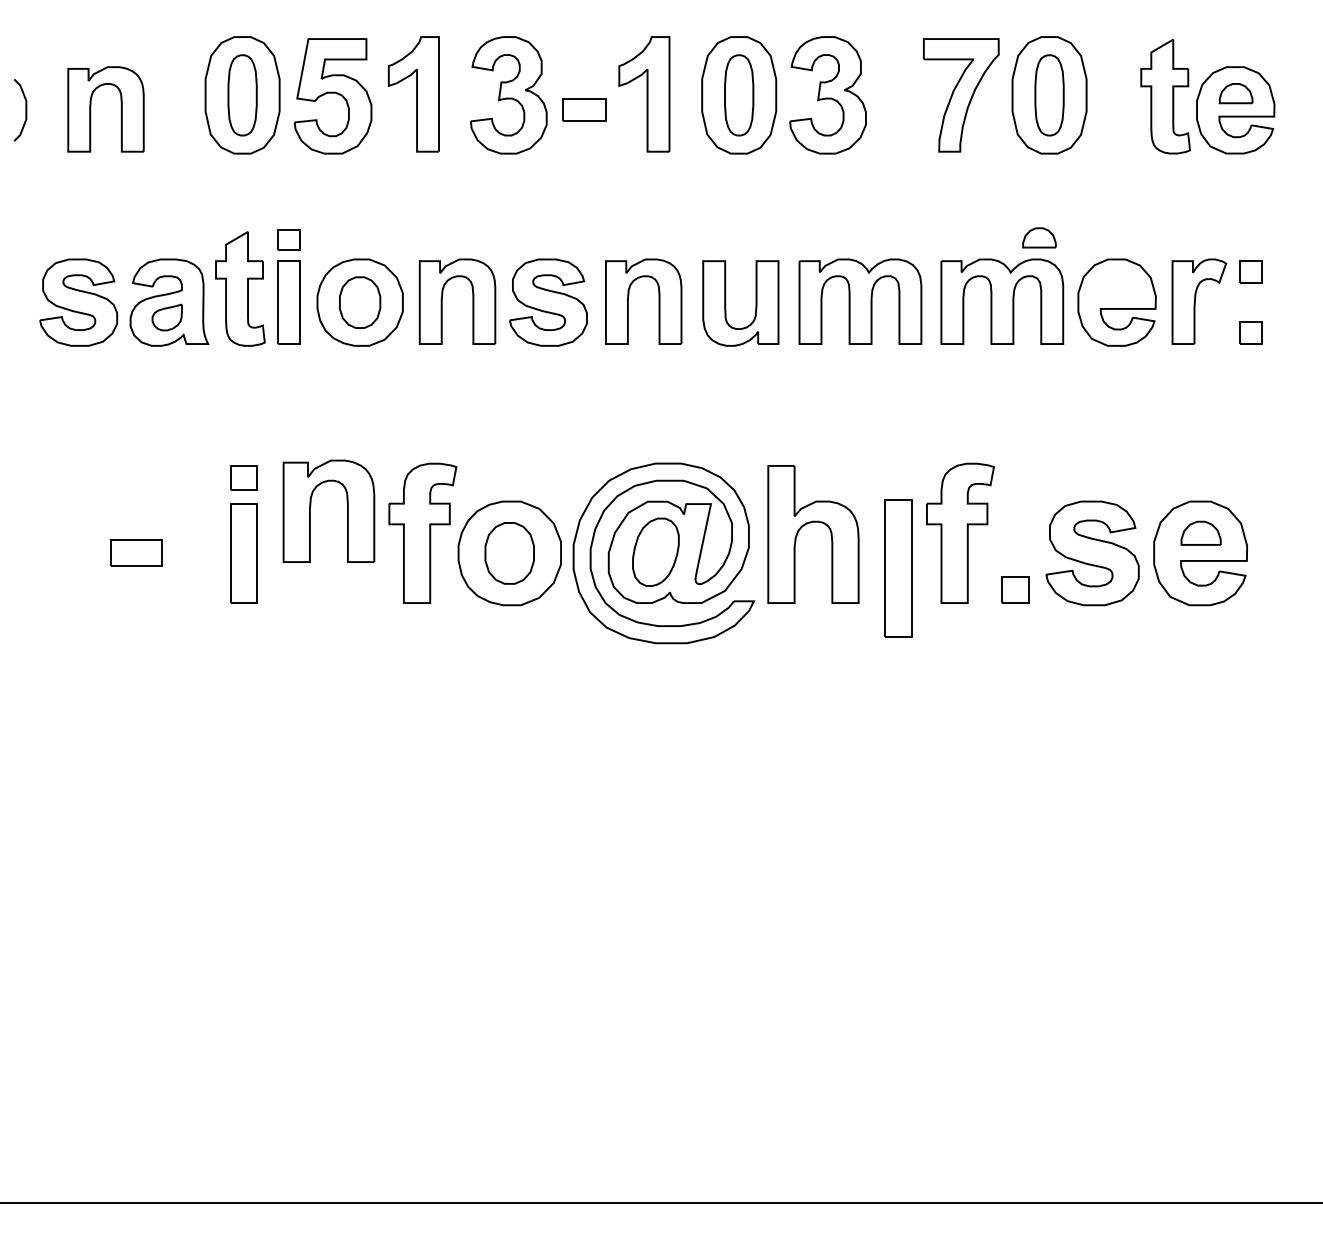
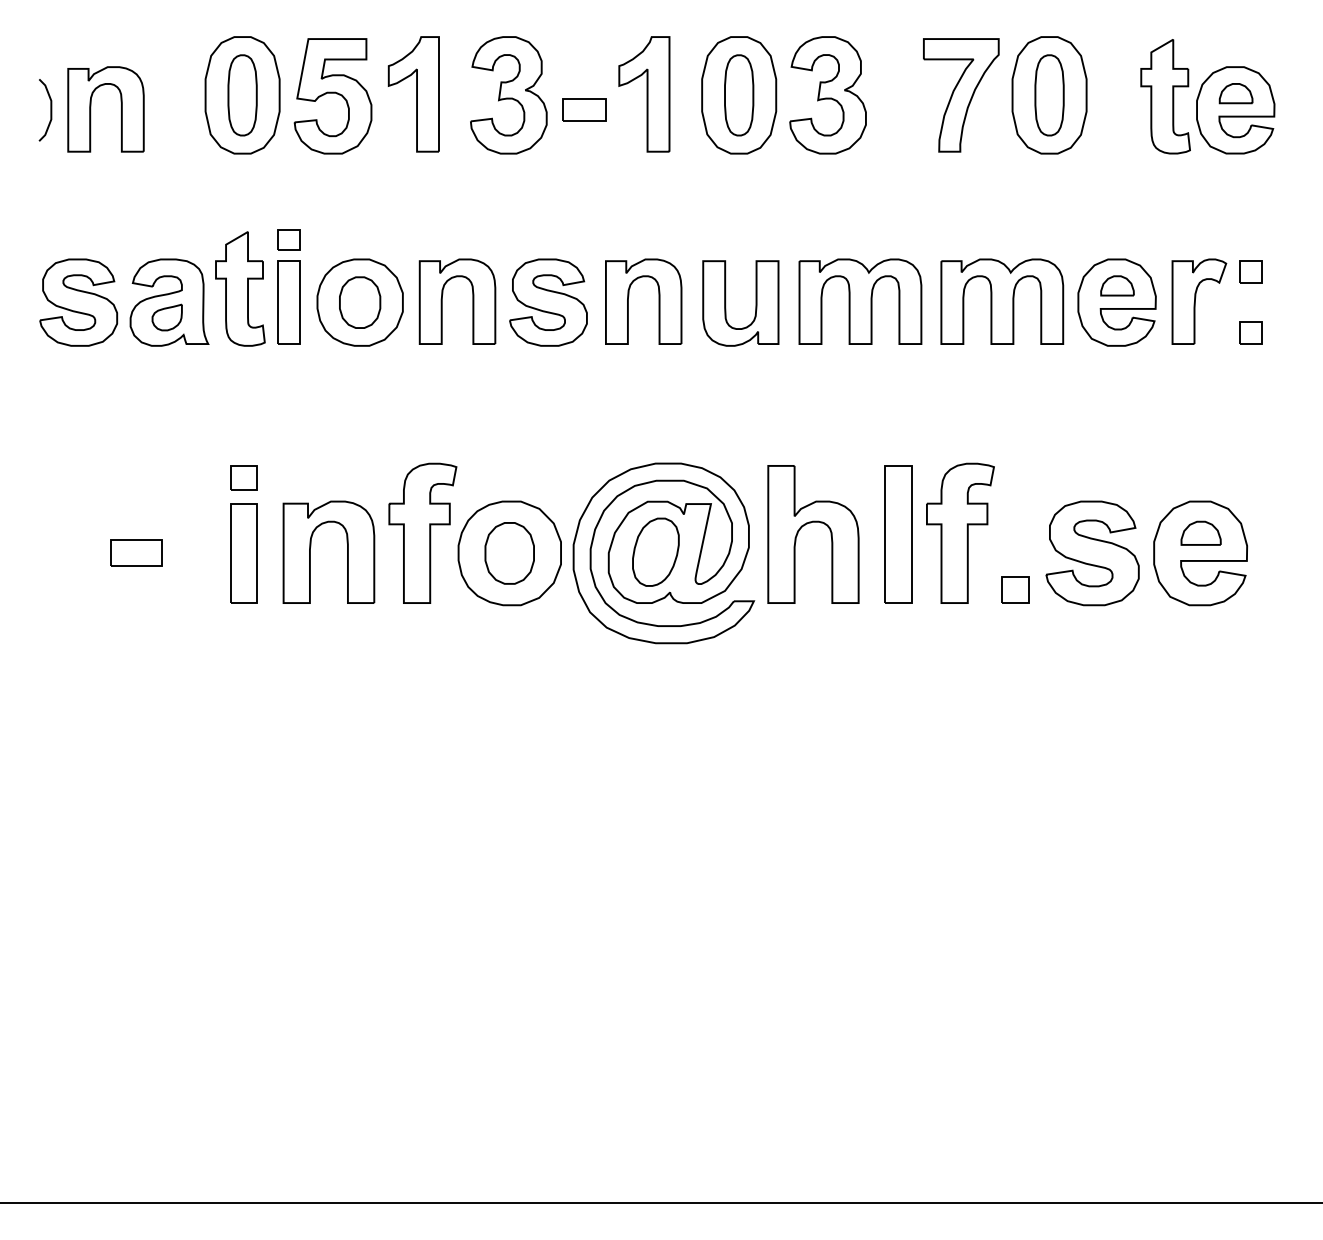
curve position: (25, 110) -> (50, 110) (50, 110)
part position: (1039, 237) -> (1117, 285) (1117, 285)
part position: (311, 505) -> (311, 546) (311, 546)
part position: (898, 568) -> (898, 534) (898, 534)
